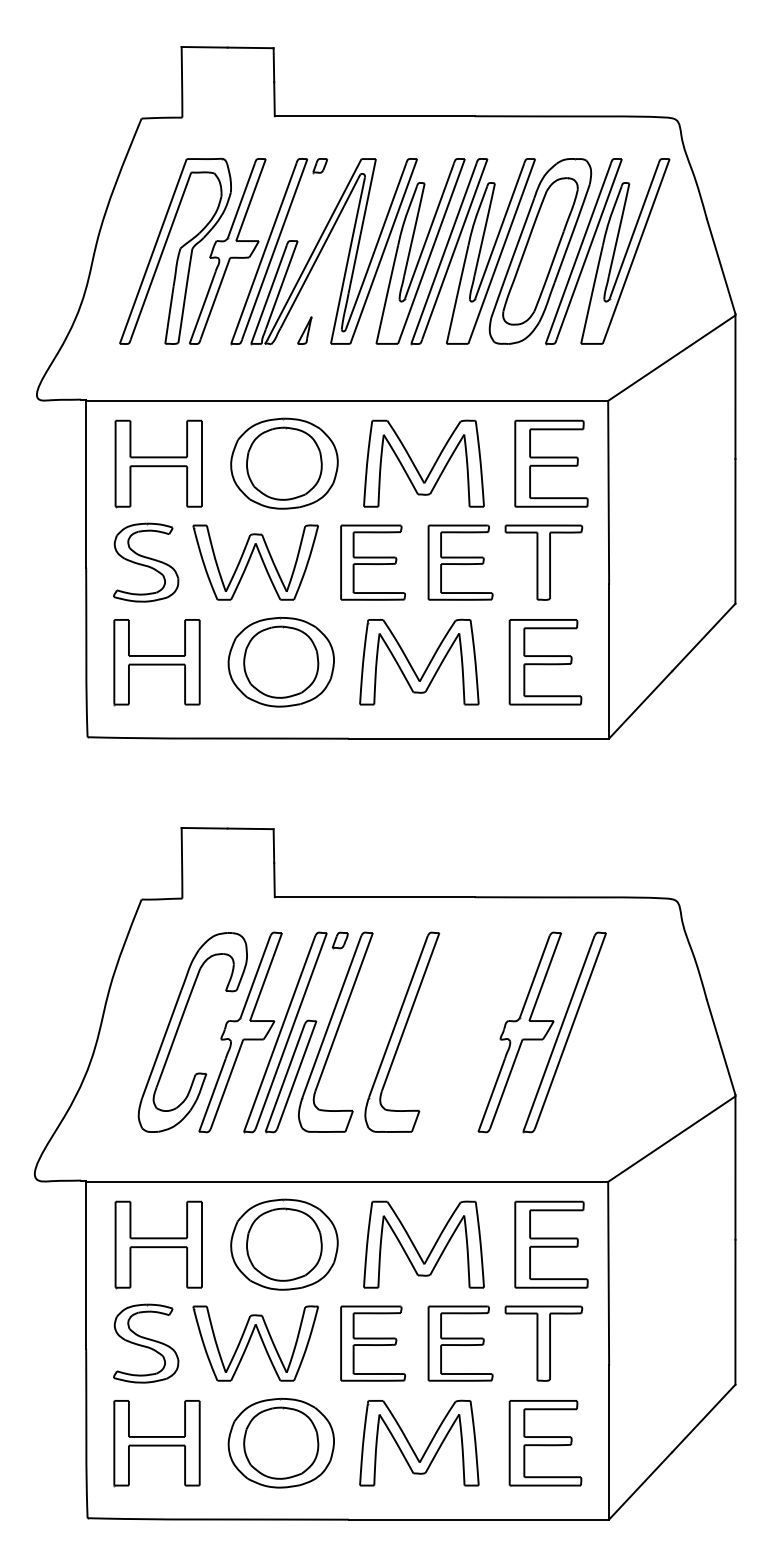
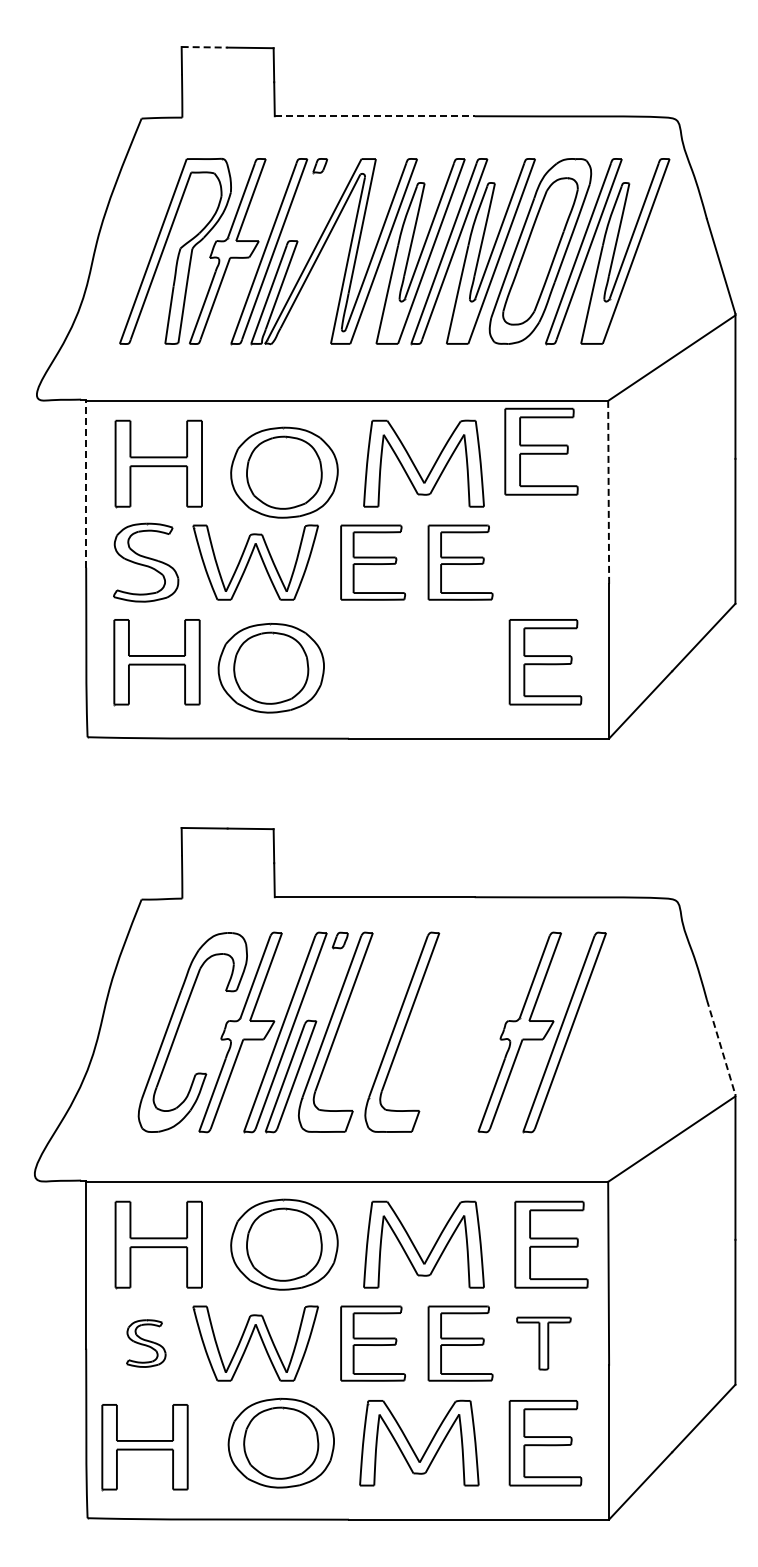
line: solid -> dashed (204, 47)
line: solid -> dashed (374, 116)
part: present -> none (304, 330)
part position: (284, 463) -> (284, 472) (284, 472)
part position: (551, 463) -> (541, 451) (541, 451)
line: solid -> dashed (86, 483)
line: solid -> dashed (608, 492)
part: present -> none (543, 562)
part position: (280, 662) -> (270, 668) (270, 668)
part: present -> none (411, 664)
line: solid -> dashed (721, 1047)
part size: 67x81 px -> 41x49 px (146, 1343)
part size: 80x77 px -> 56x55 px (543, 1343)
part position: (156, 1443) -> (144, 1447) (144, 1447)
